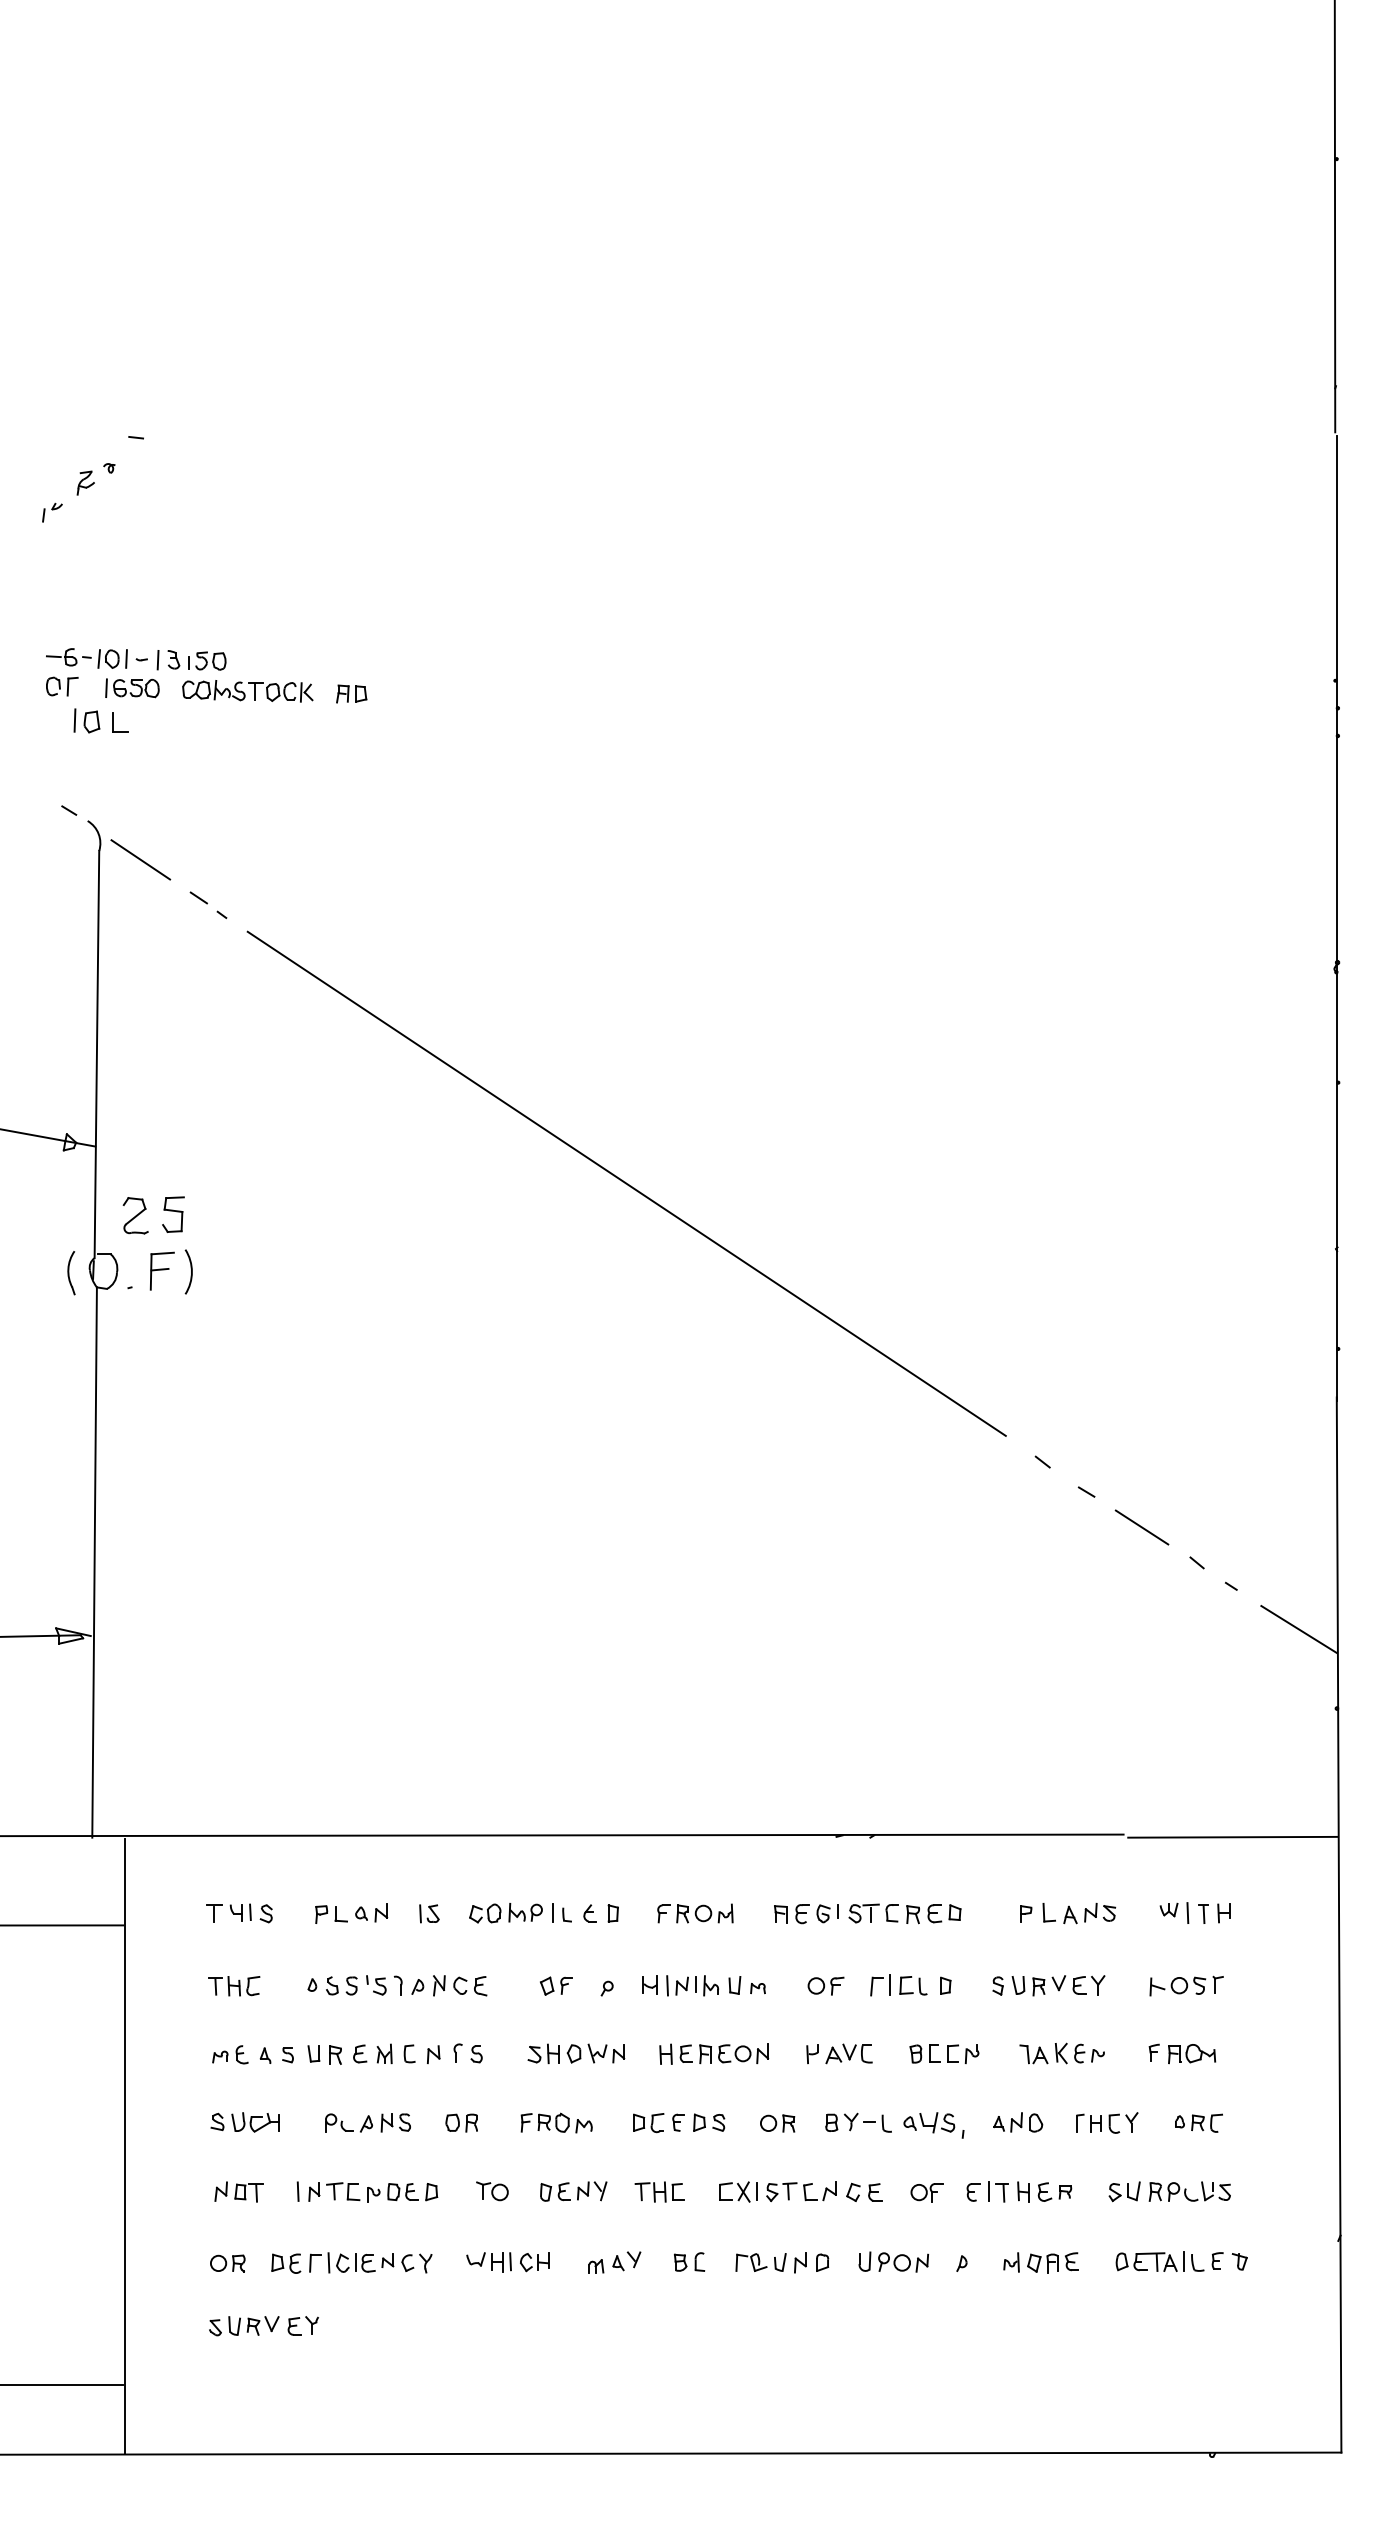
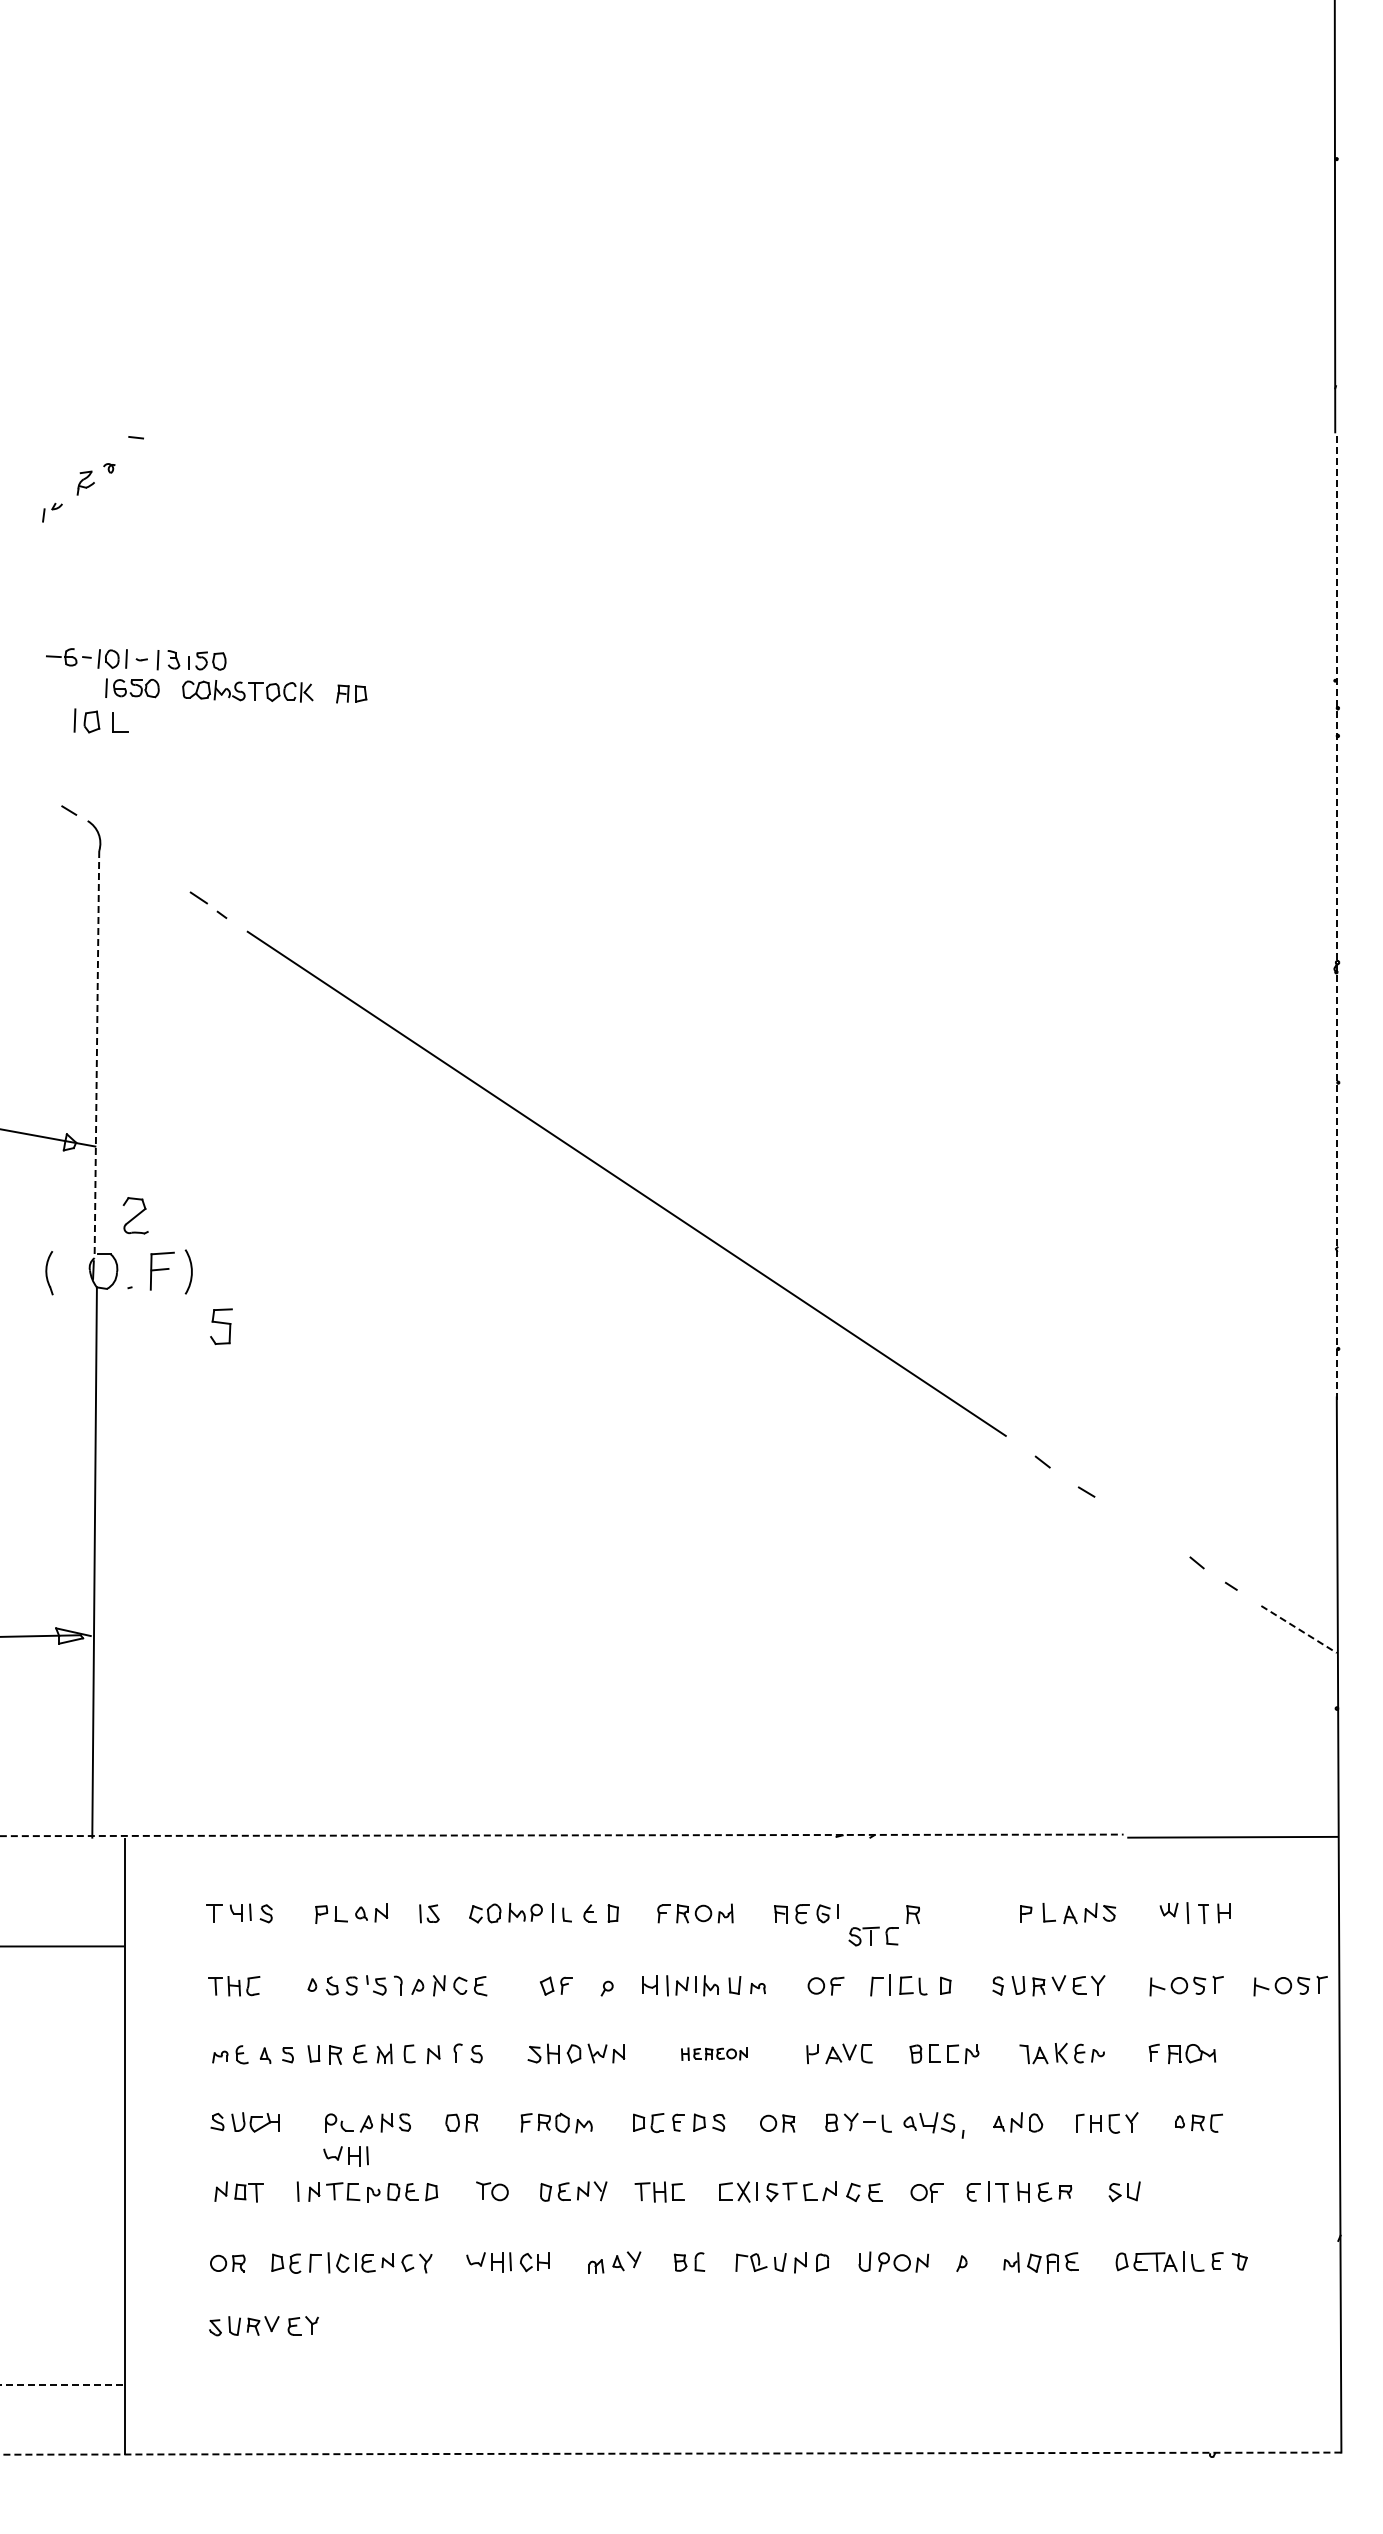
part: present -> none (62, 686)
line: present -> none (140, 859)
line: solid -> dashed (1336, 918)
line: solid -> dashed (96, 1054)
part position: (173, 1214) -> (221, 1326) (221, 1326)
part position: (71, 1273) -> (49, 1273) (49, 1273)
line: present -> none (1141, 1527)
line: solid -> dashed (1299, 1629)
line: solid -> dashed (562, 1835)
part position: (873, 1913) -> (873, 1936) (873, 1936)
part: present -> none (944, 1913)
line position: (62, 1925) -> (62, 1946) (62, 1946)
part: none -> present (1290, 1985)
part size: 111x22 px -> 67x14 px (714, 2053)
part: none -> present (345, 2156)
part: present -> none (1189, 2191)
line: solid -> dashed (62, 2384)
line: solid -> dashed (670, 2453)
